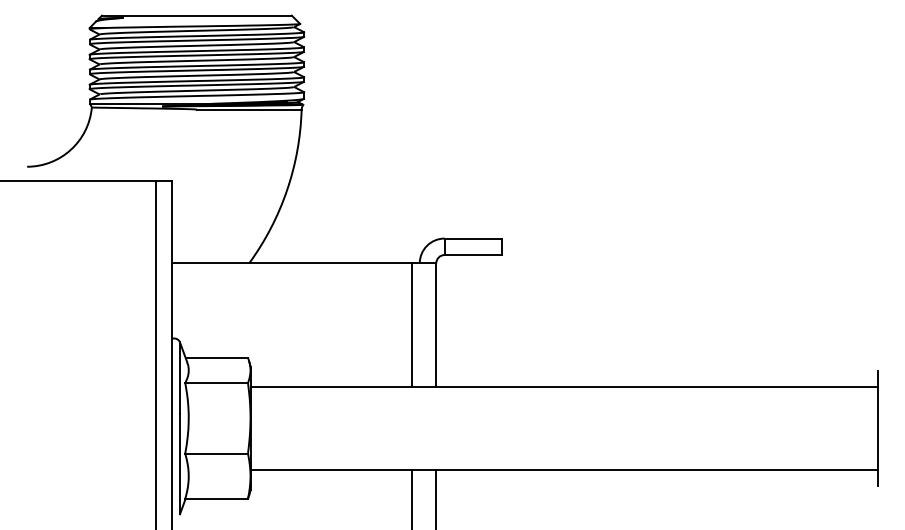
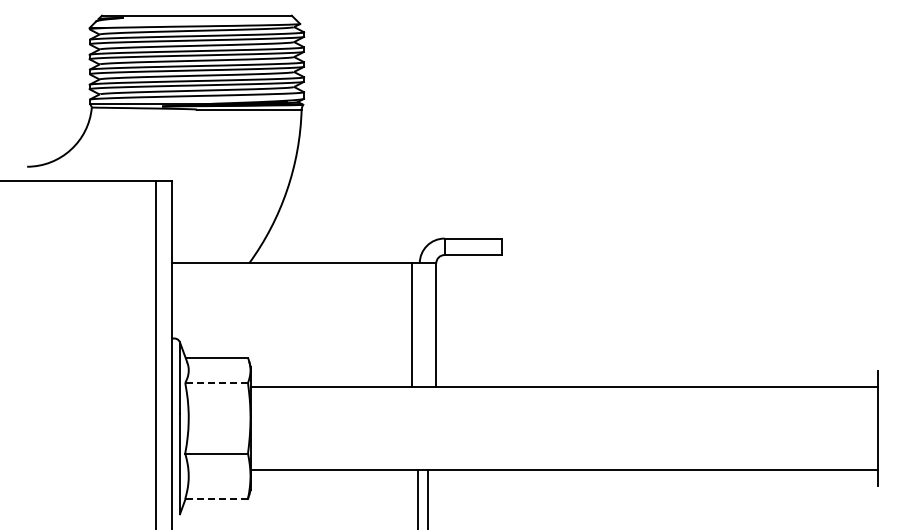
line: solid -> dashed (216, 383)
line position: (411, 497) -> (417, 497) (417, 497)
line position: (436, 497) -> (428, 497) (428, 497)
line: solid -> dashed (216, 498)
